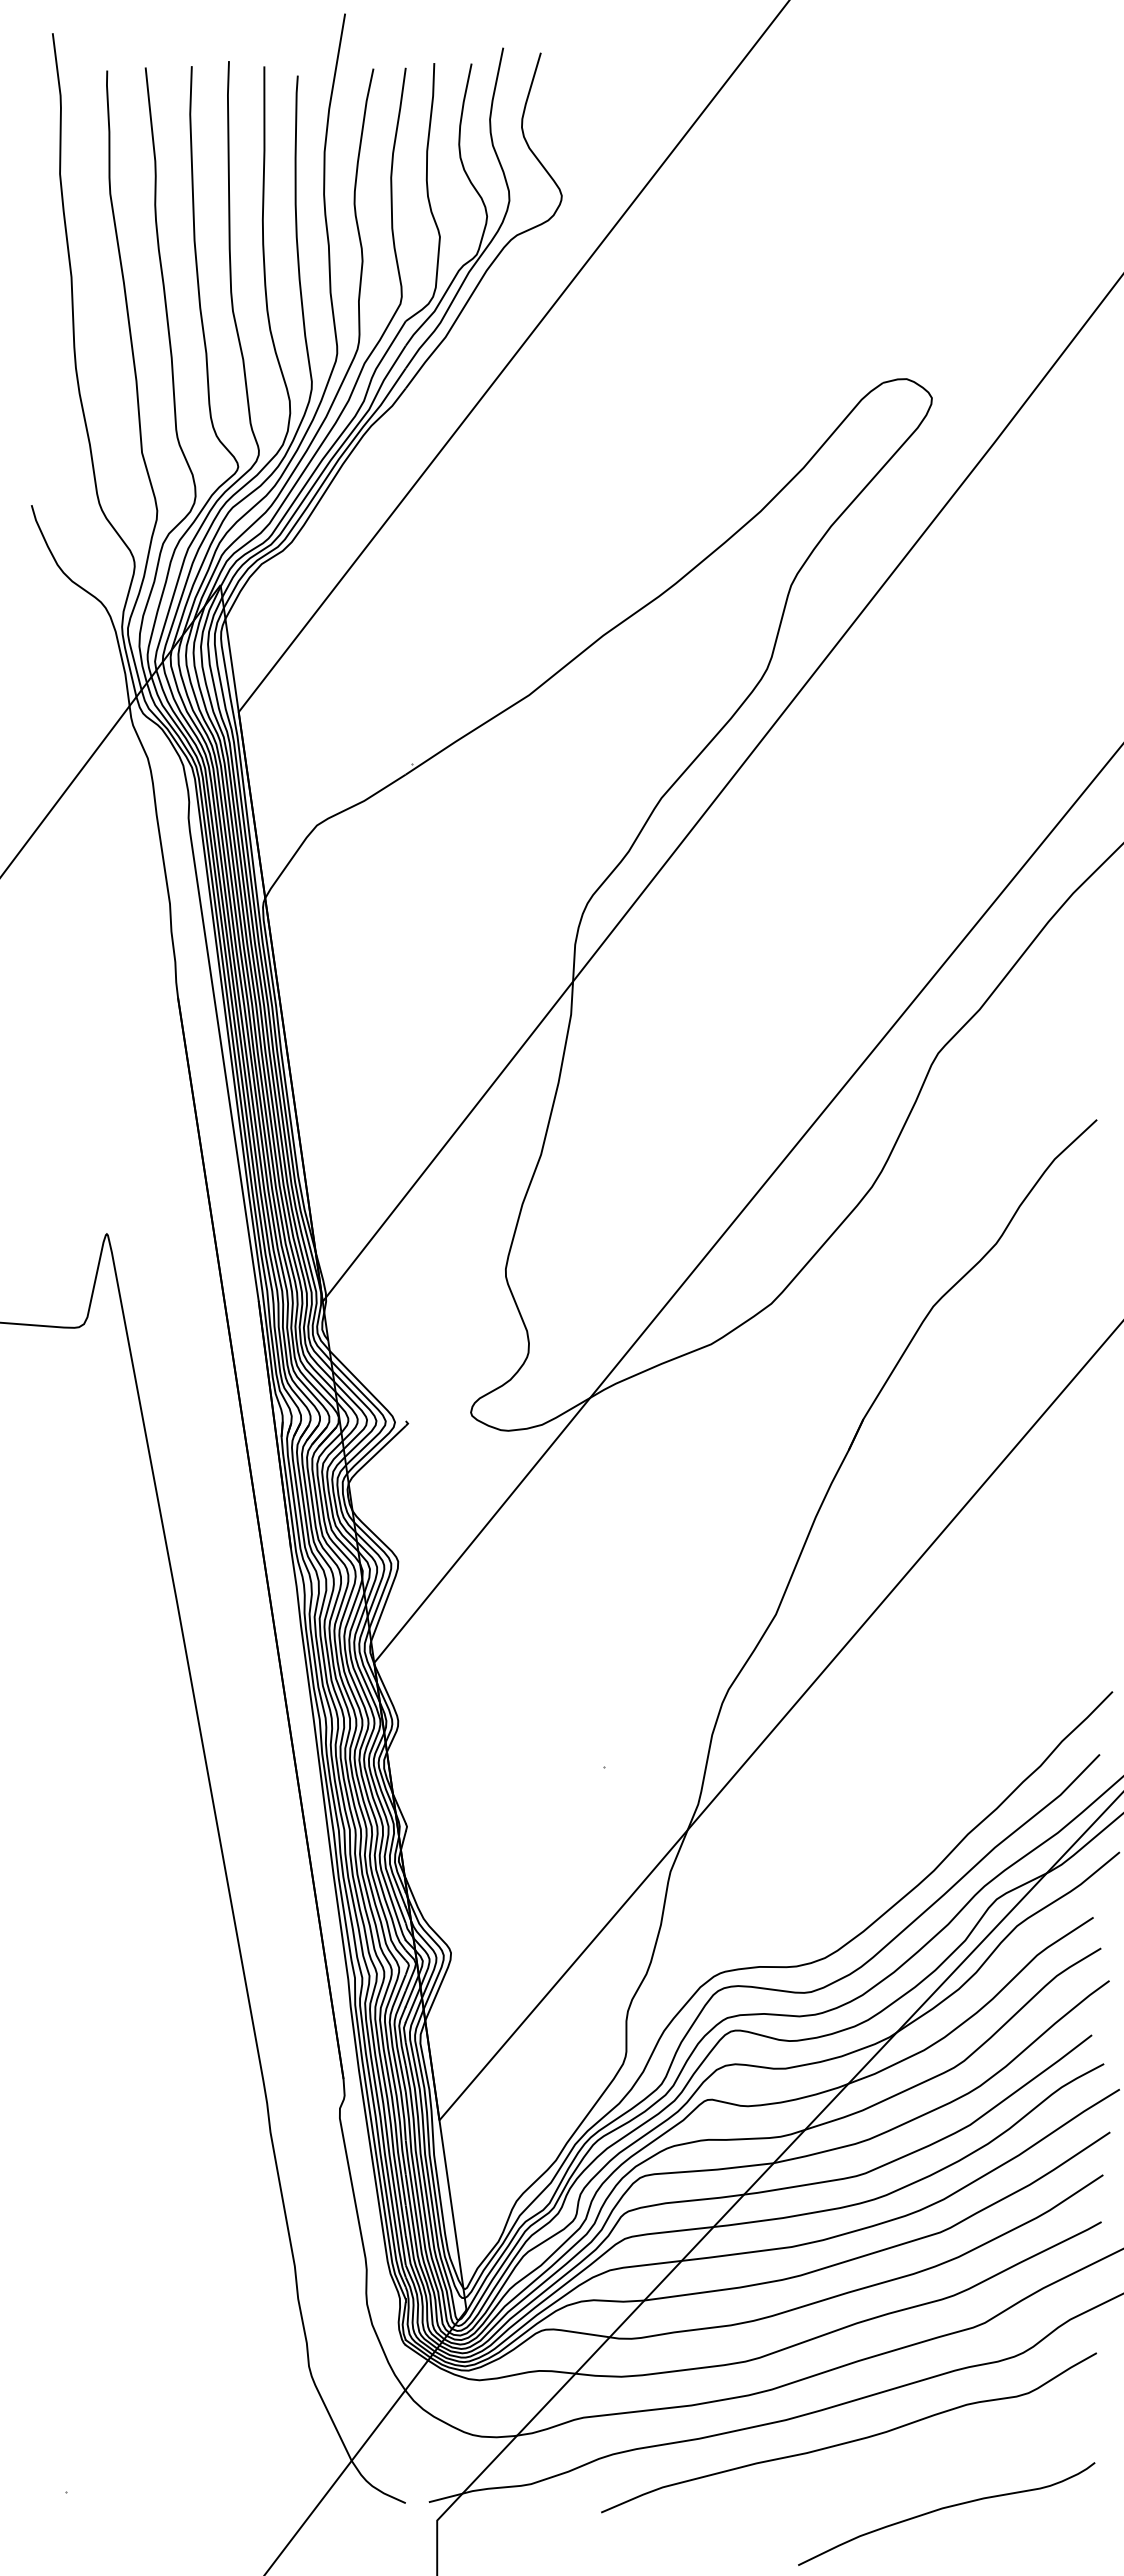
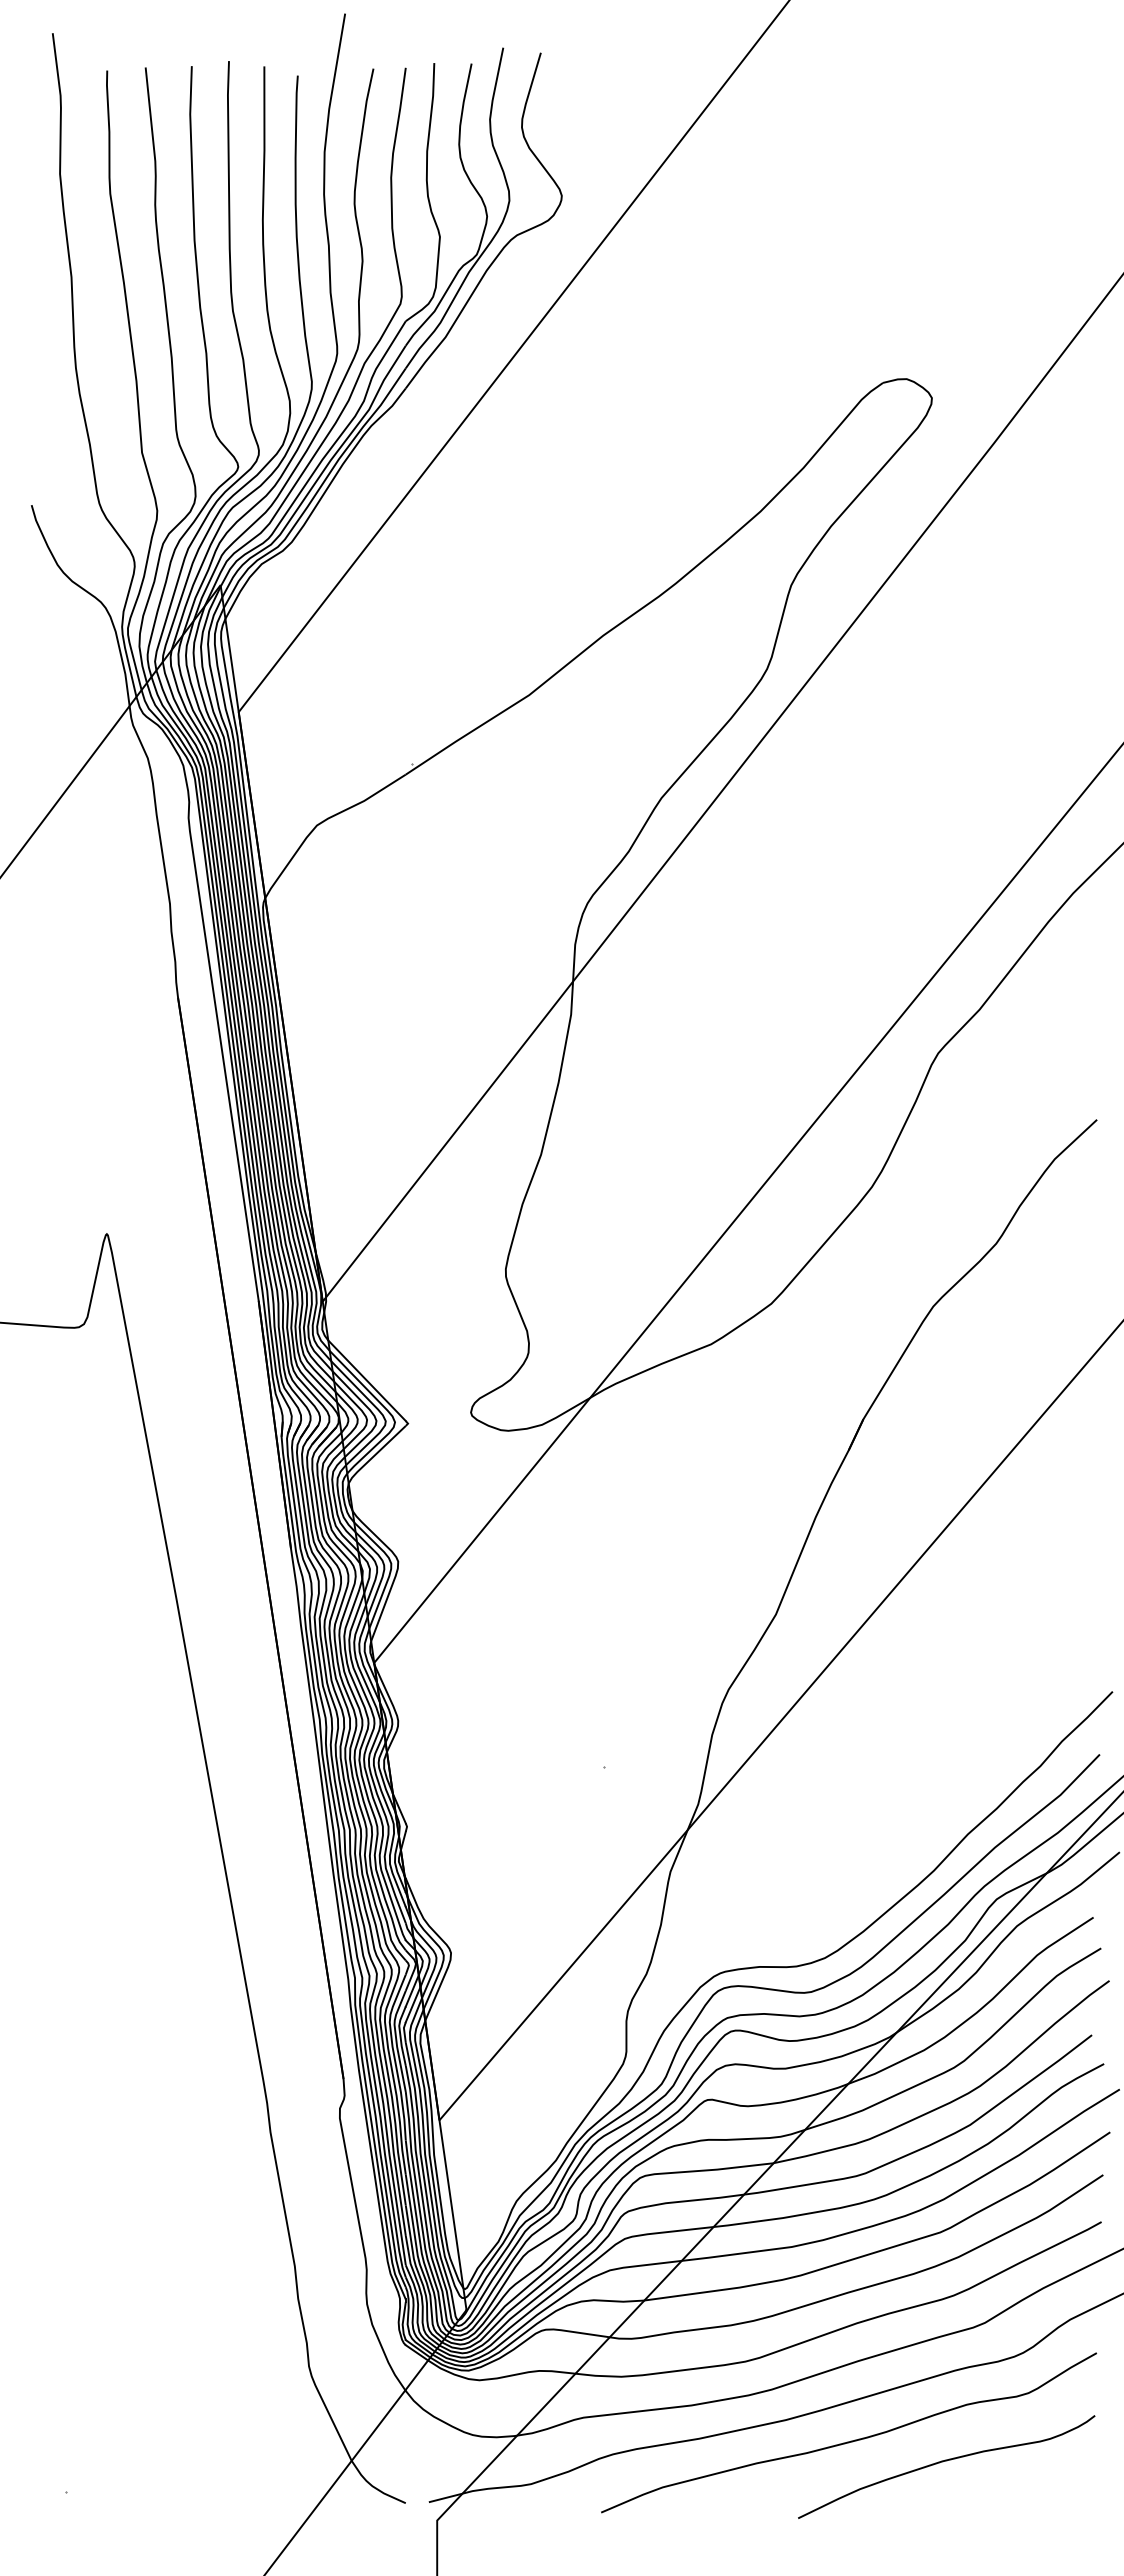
line: none -> present (366, 1380)
curve position: (946, 2508) -> (946, 2461) (946, 2461)
